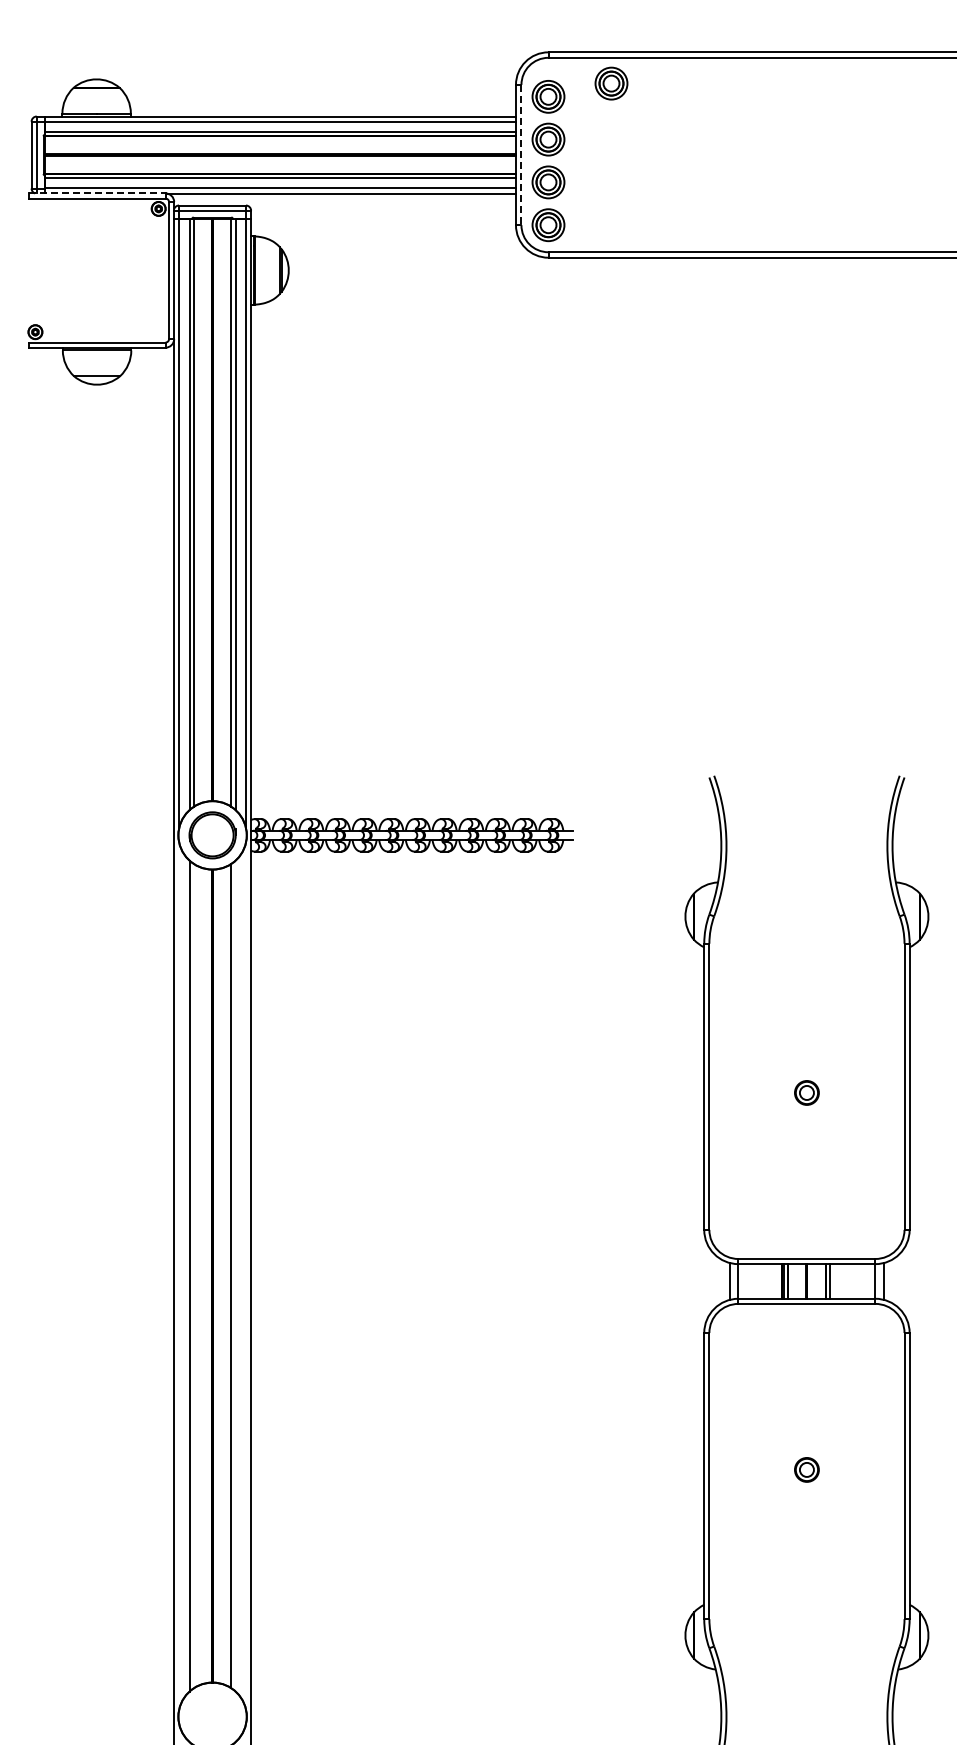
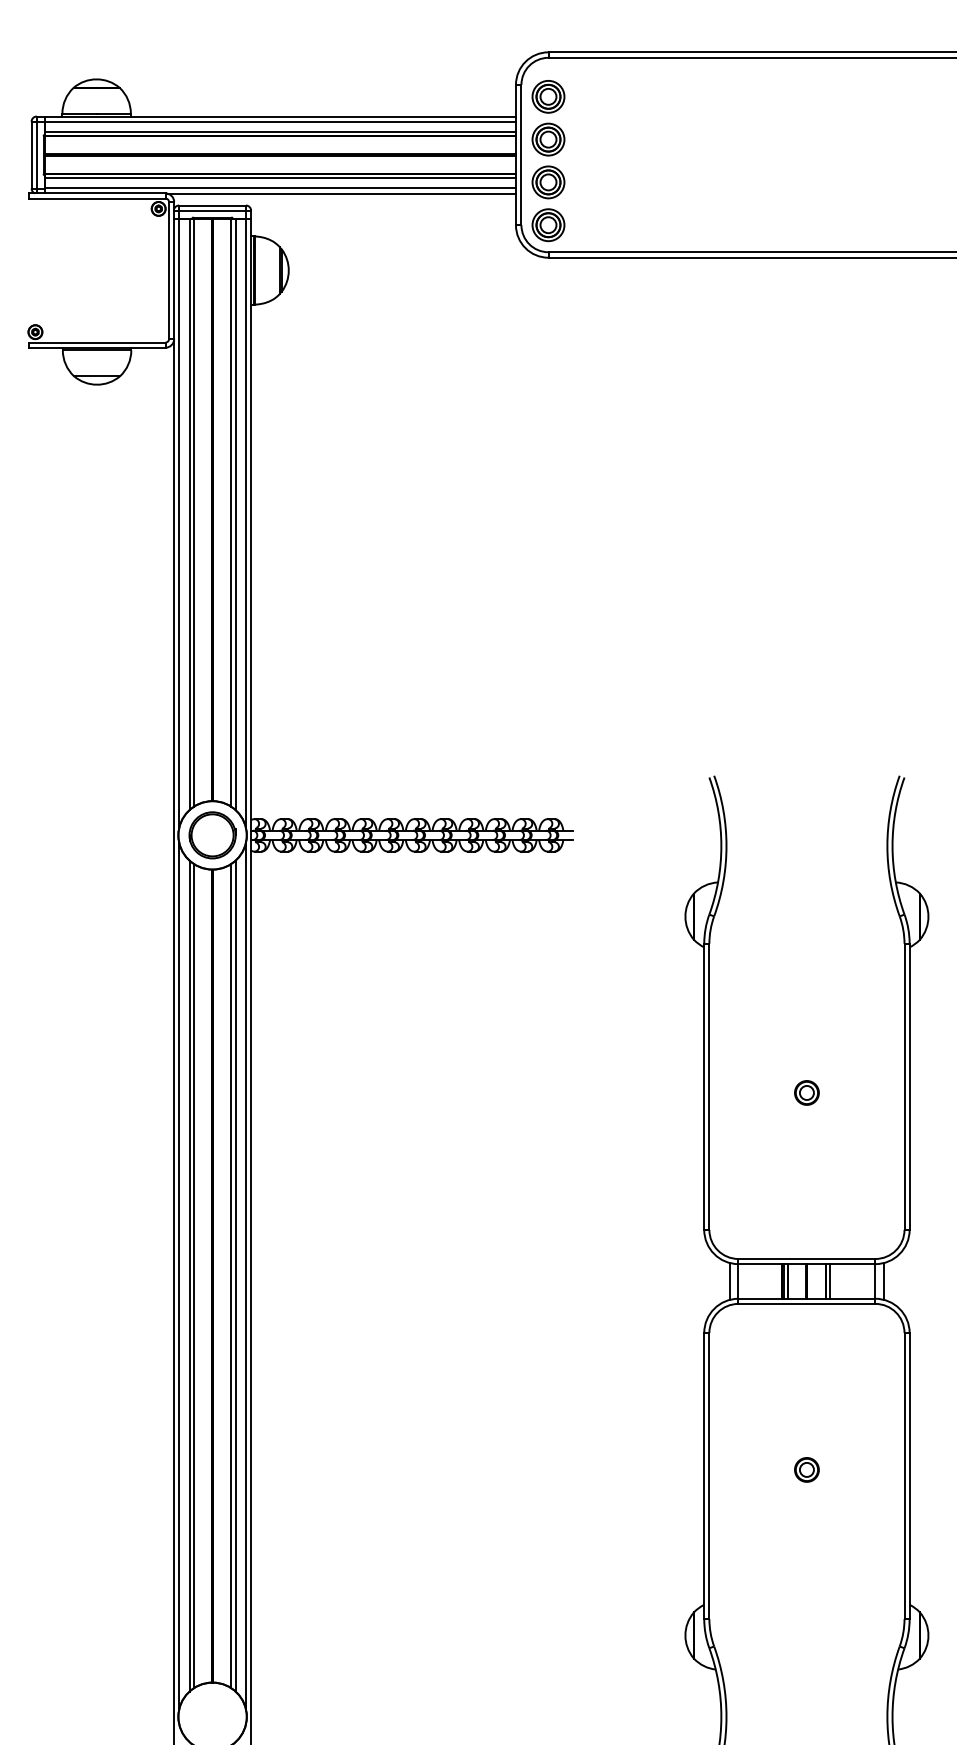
part: present -> none (611, 83)
line: dashed -> solid (521, 155)
line: dashed -> solid (97, 193)
line: none -> present (179, 1275)
line: none -> present (193, 1275)
line: none -> present (235, 1275)
line: none -> present (245, 1275)
